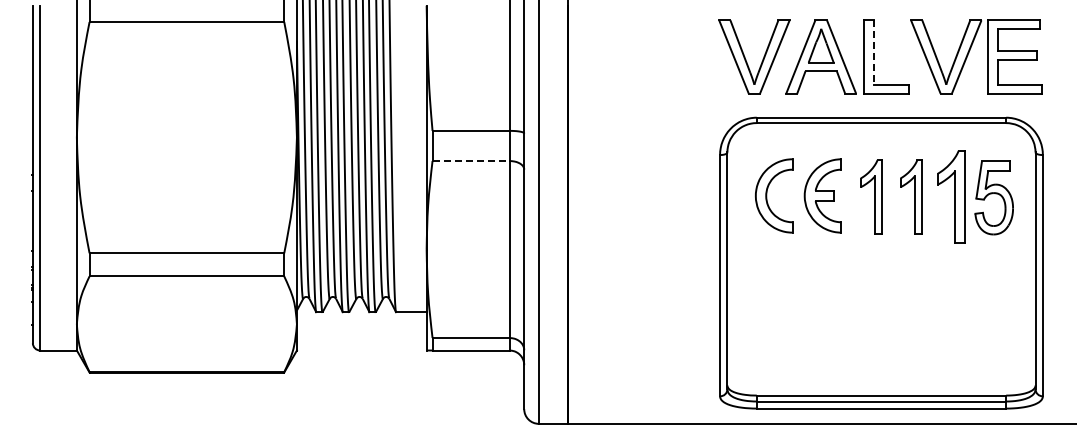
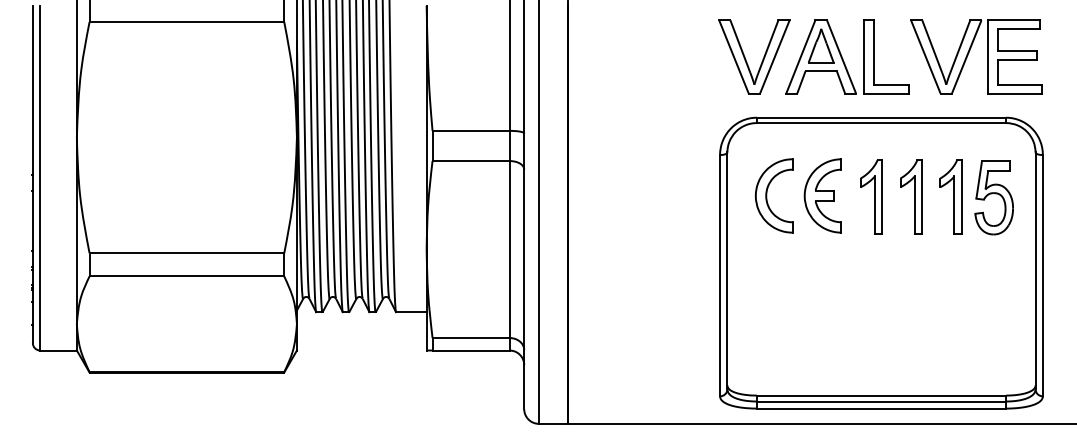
line: dashed -> solid (874, 53)
line: dashed -> solid (471, 161)
part size: 29x94 px -> 24x76 px (950, 196)
